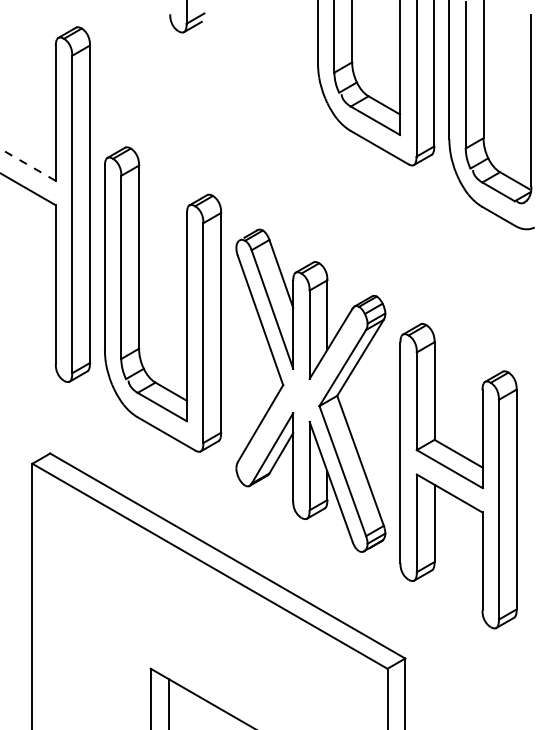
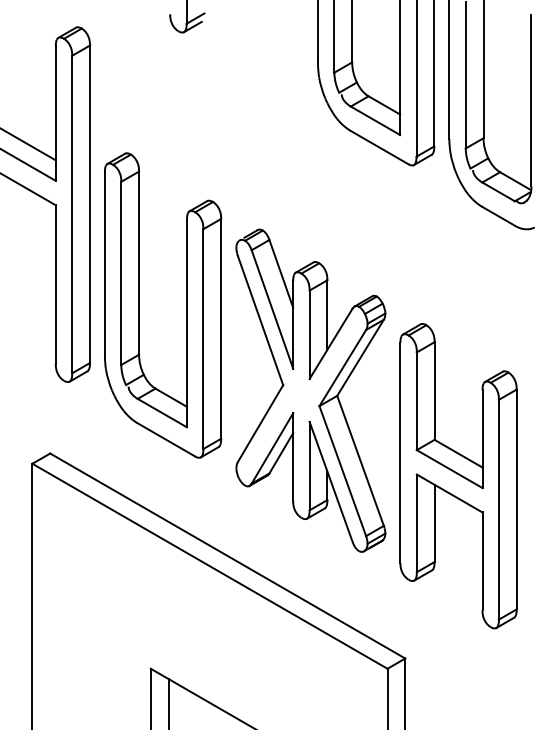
line: none -> present (28, 144)
line: dashed -> solid (28, 164)
part position: (186, 299) -> (186, 305) (186, 305)
